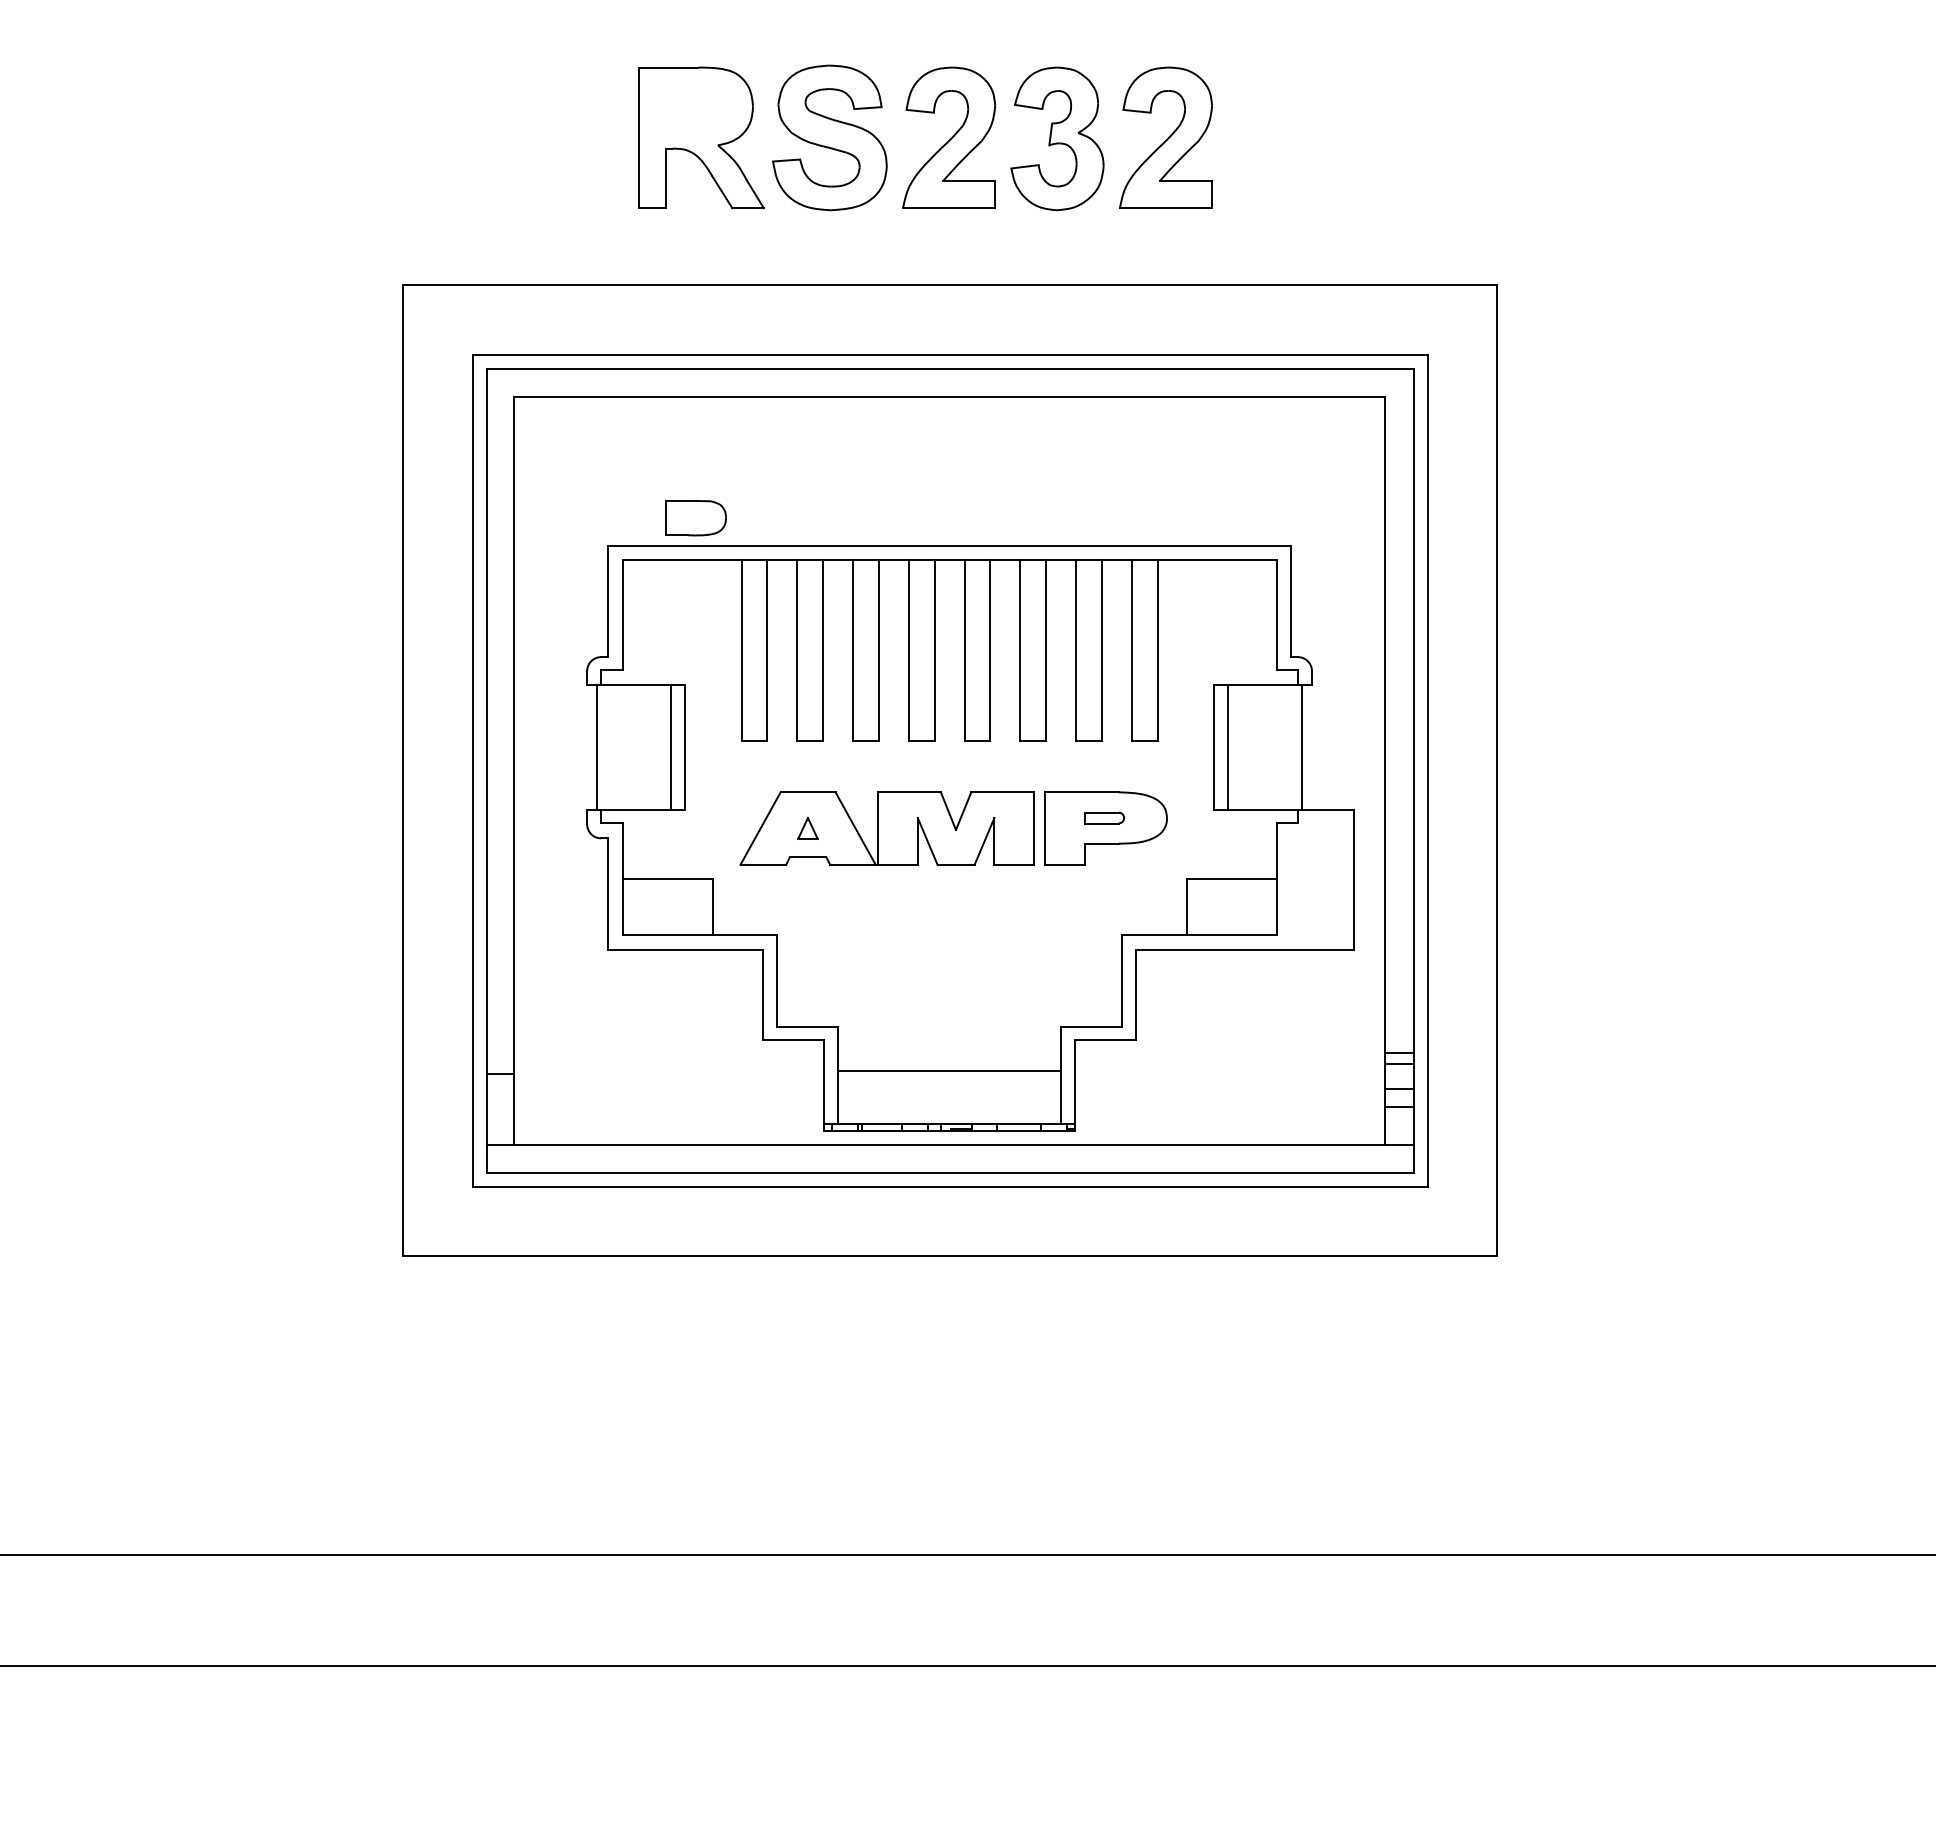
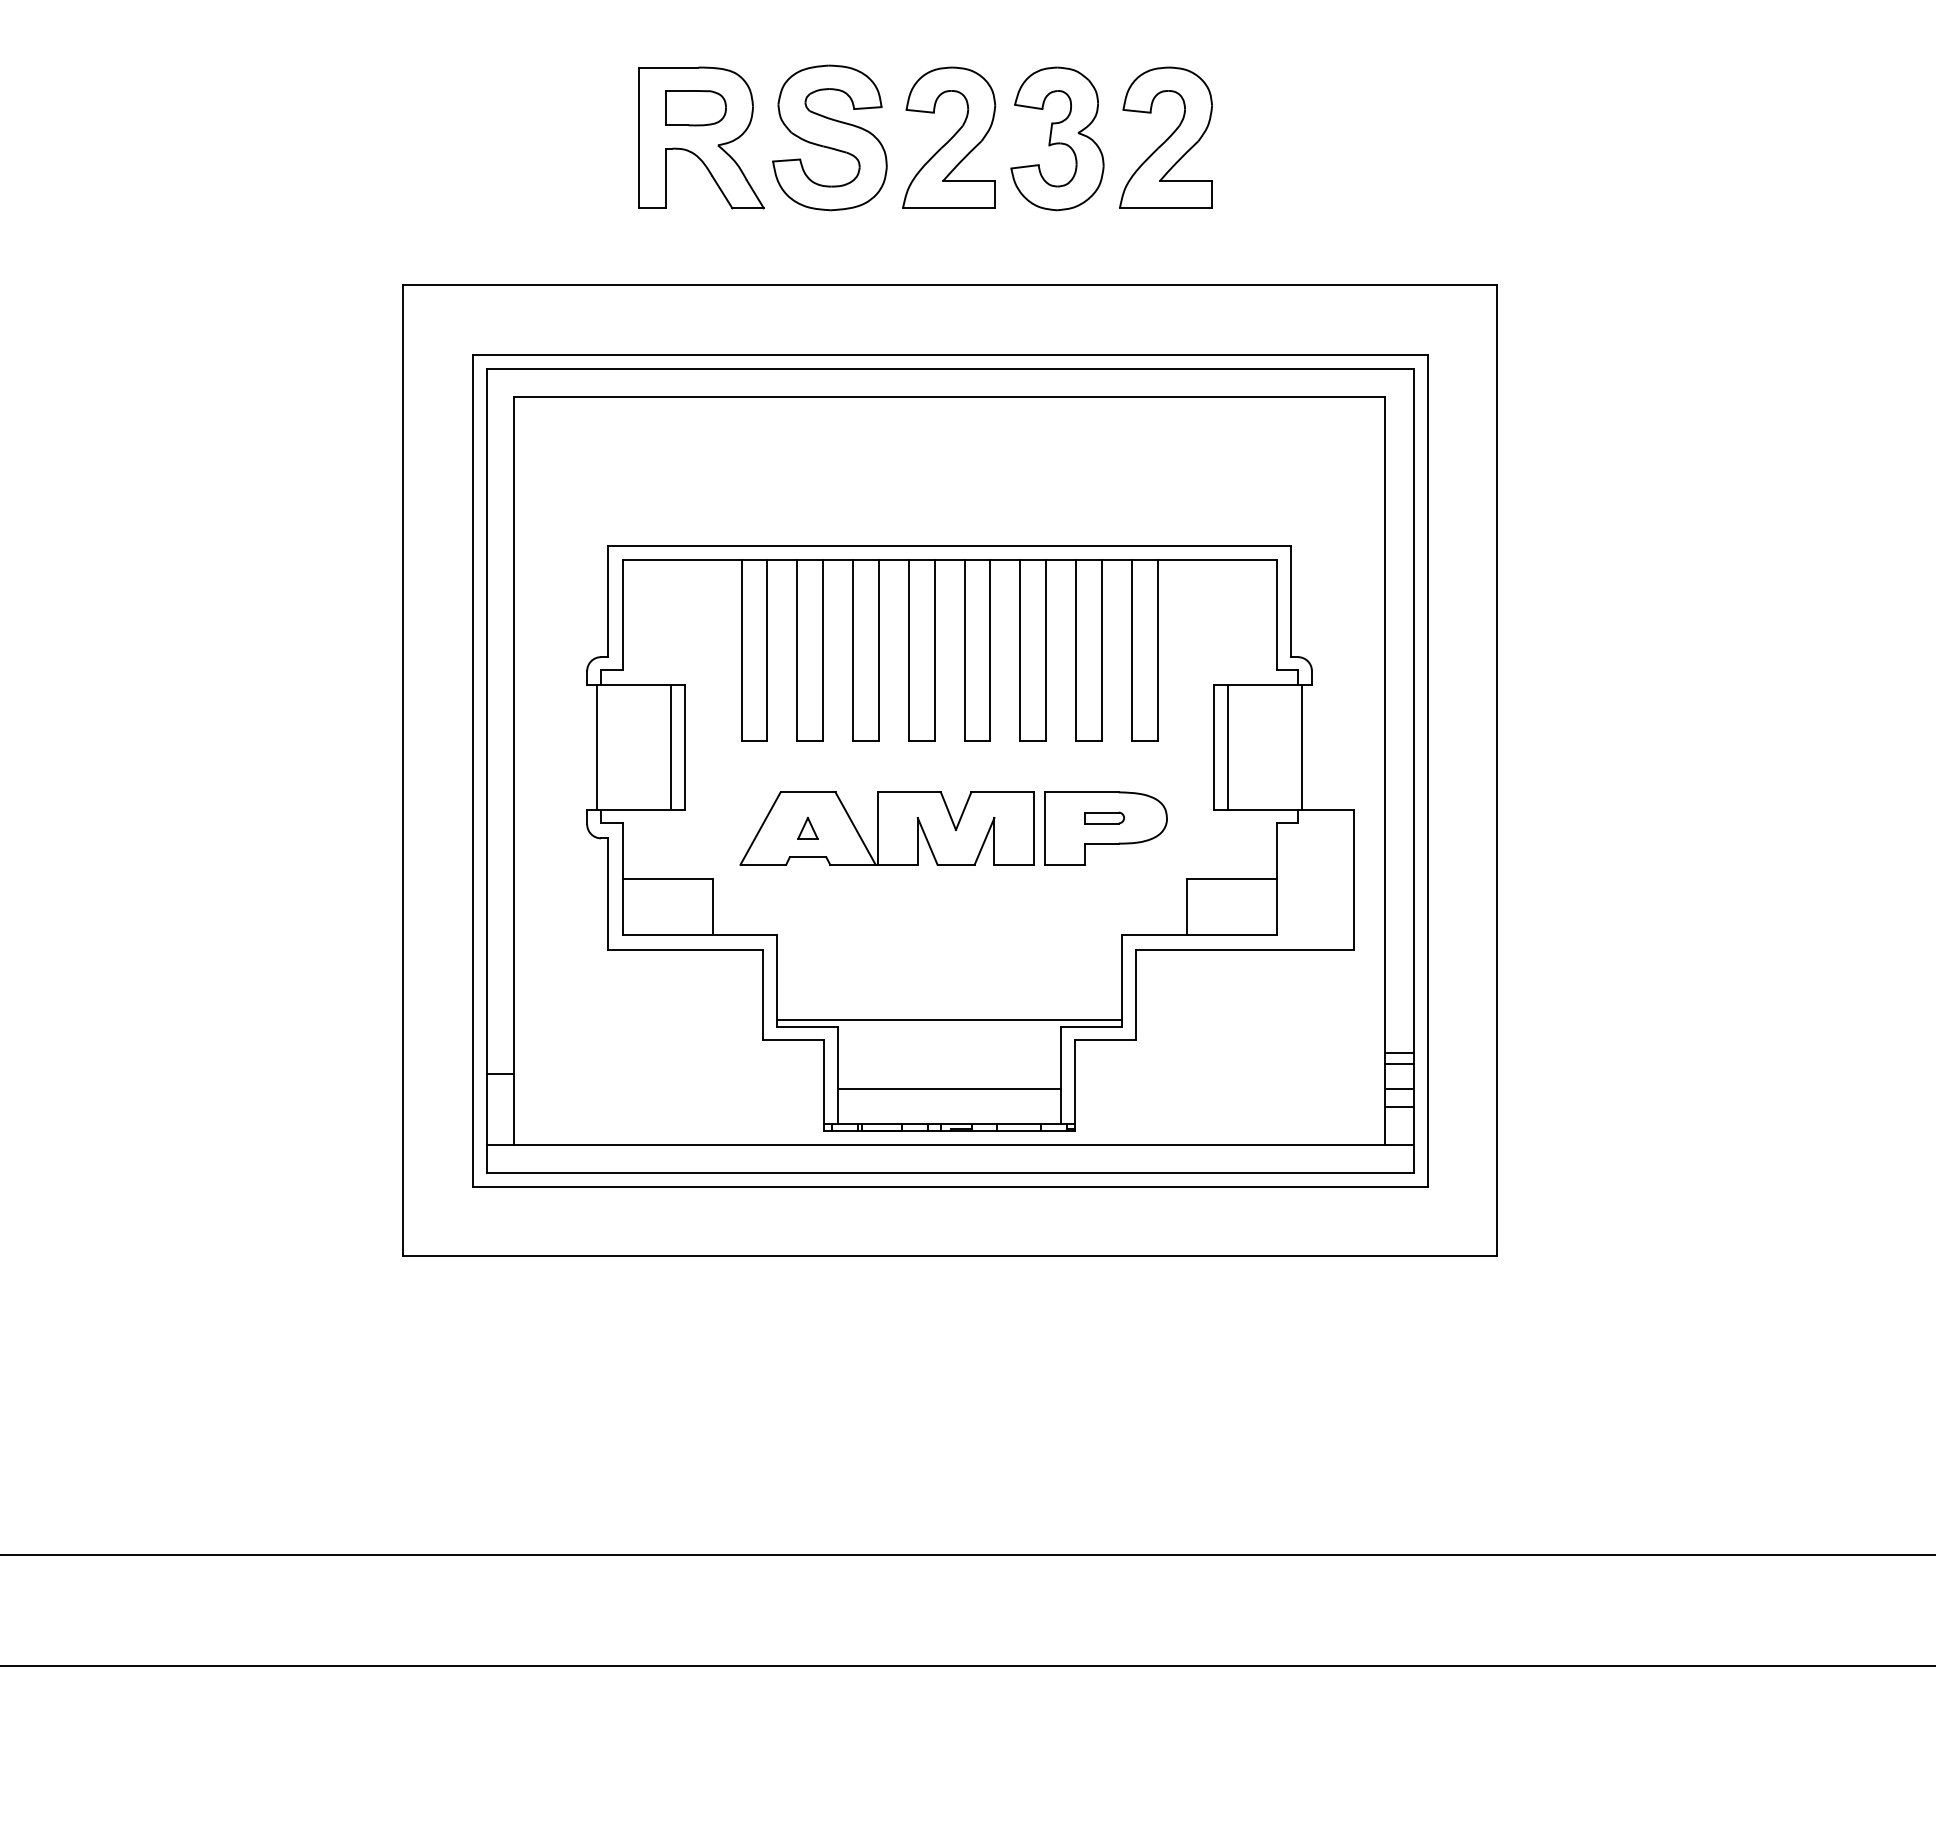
part position: (695, 518) -> (695, 108) (695, 108)
line: none -> present (949, 1019)
line position: (949, 1071) -> (949, 1089) (949, 1089)
